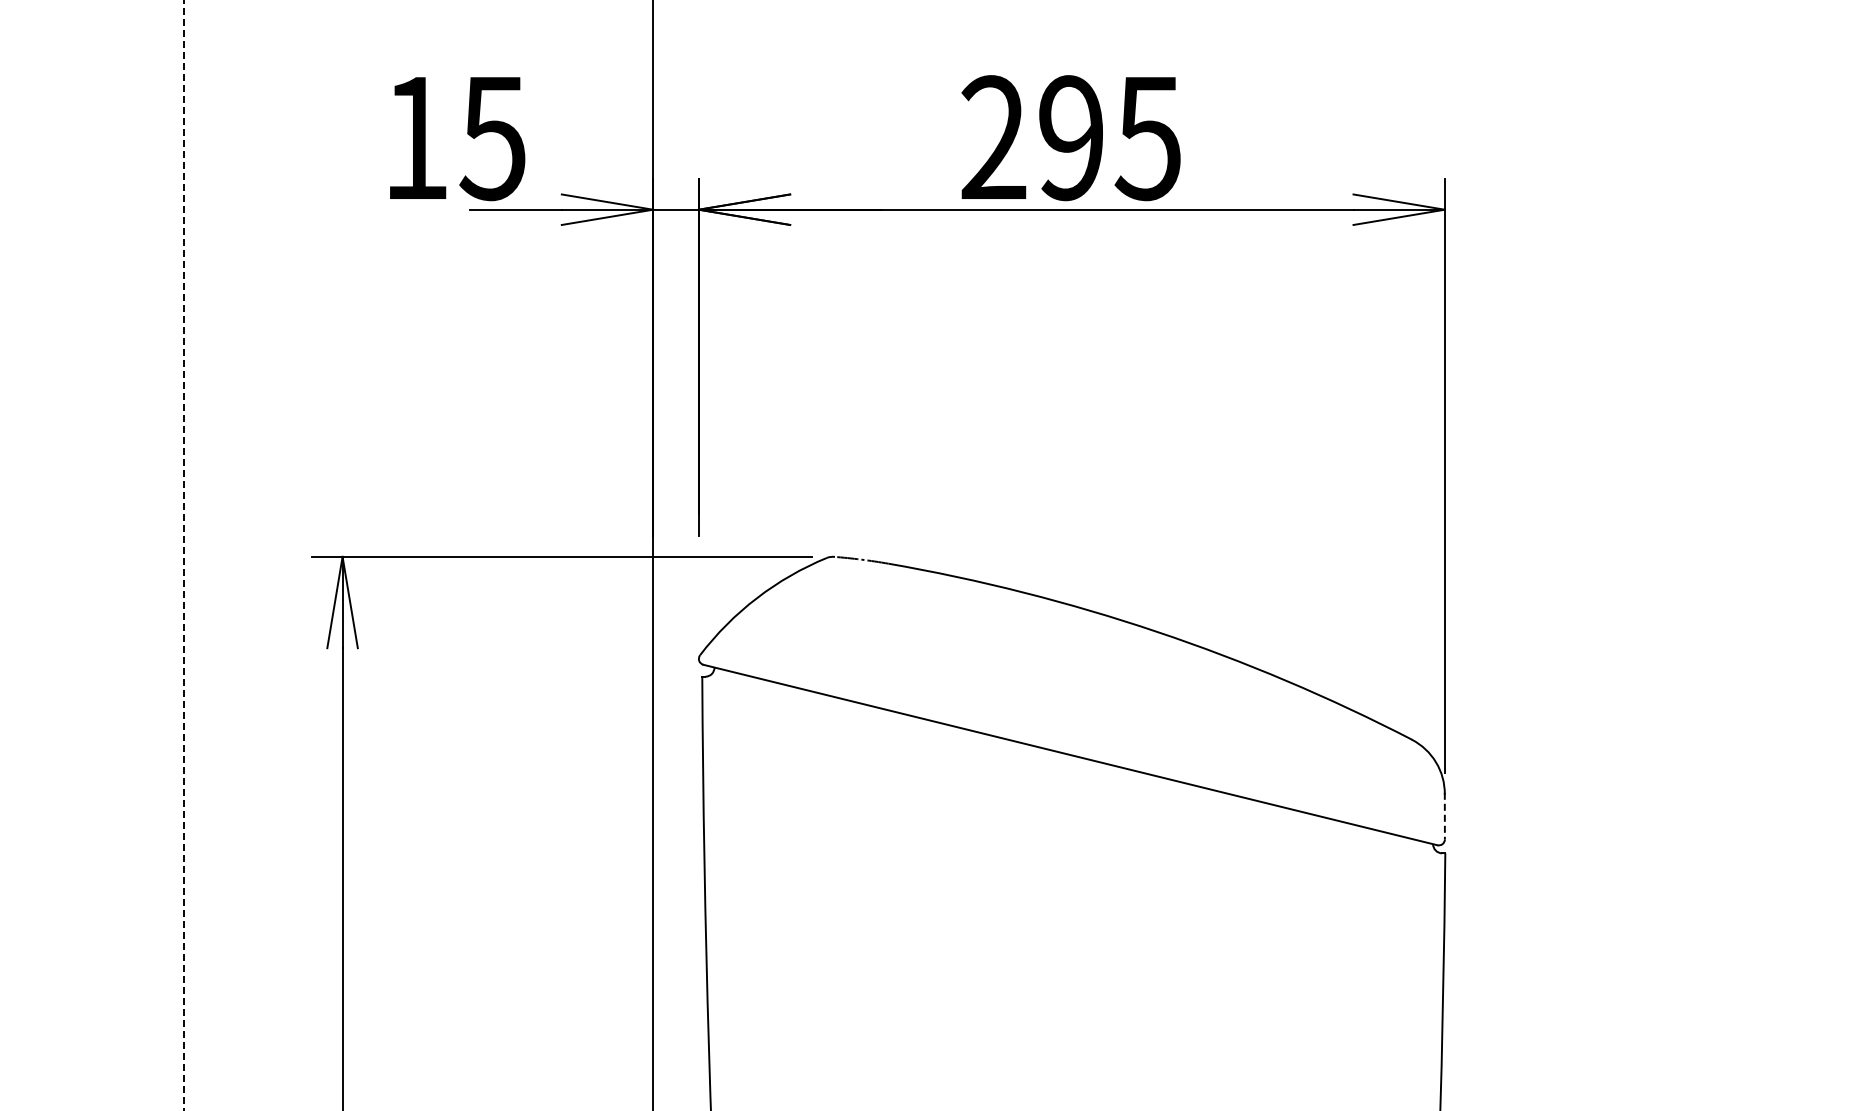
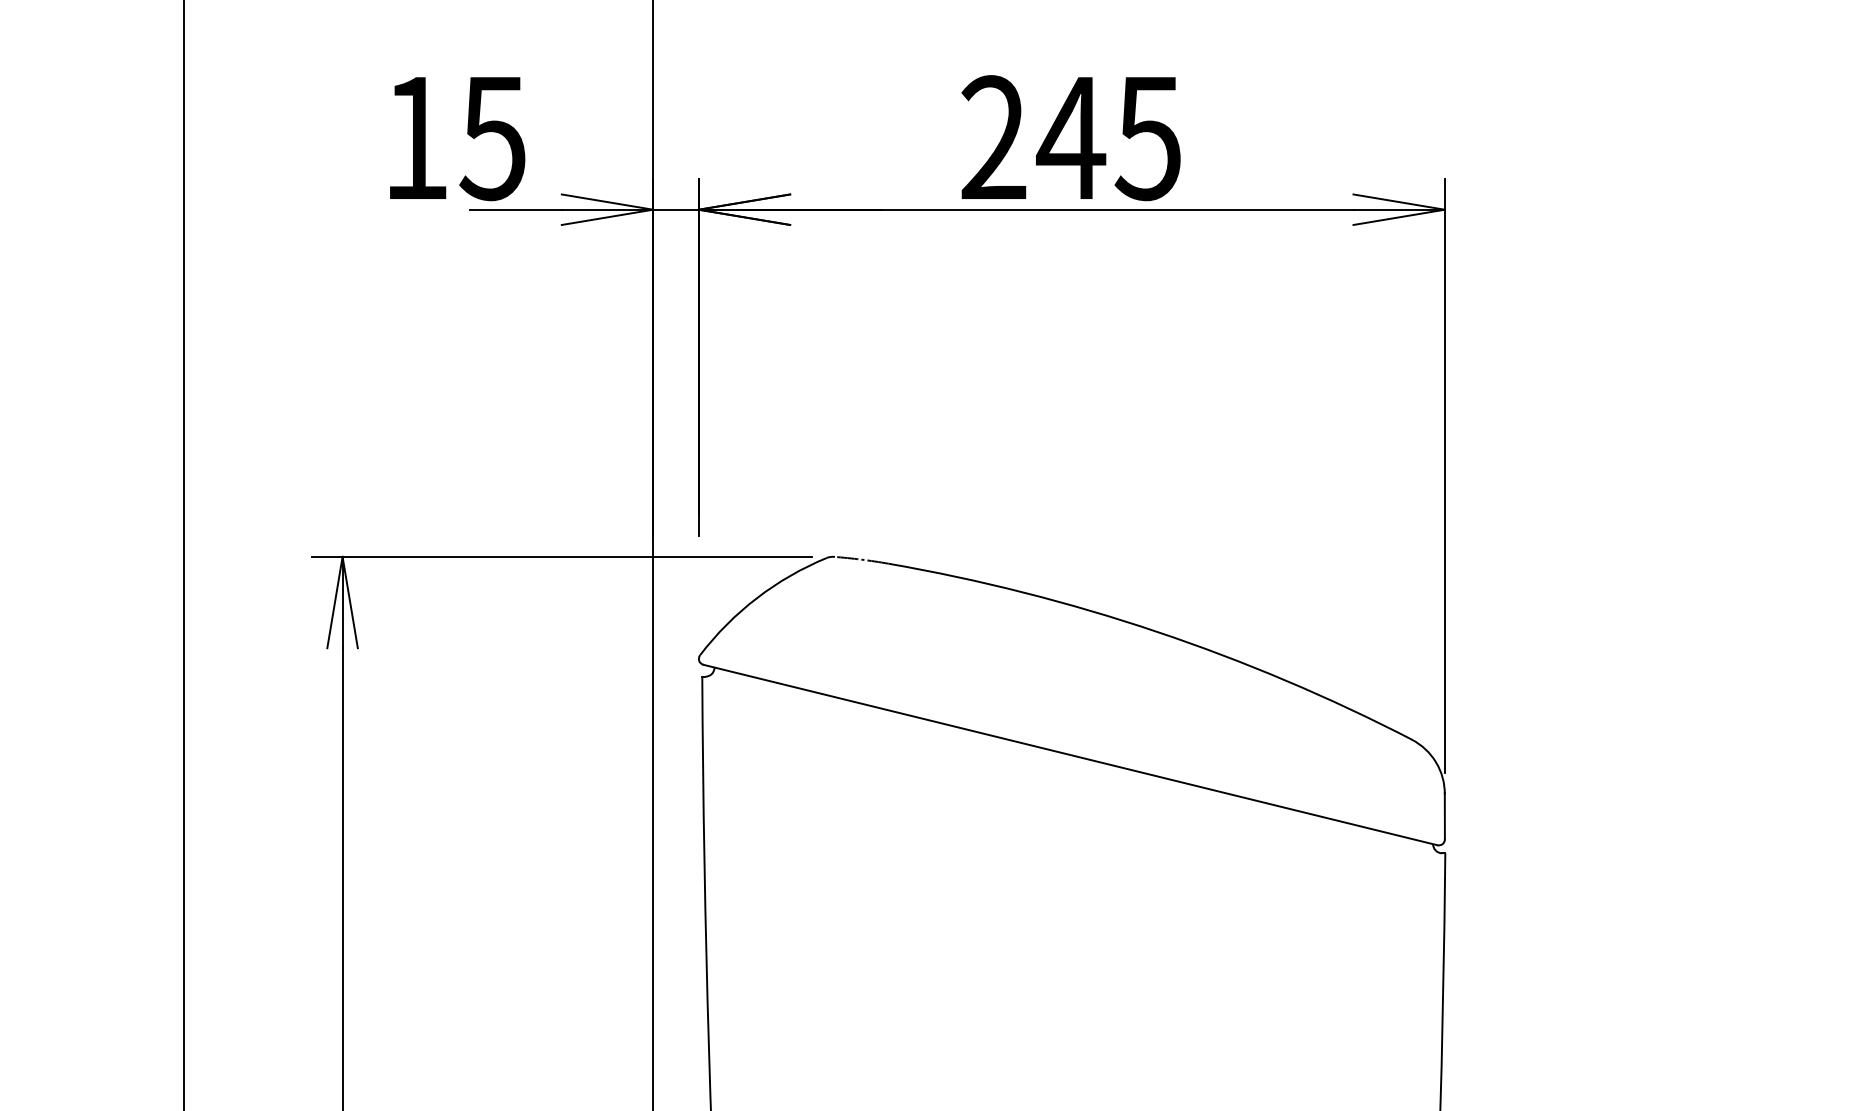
text: 295 -> 245 (1071, 138)
line: dashed -> solid (184, 555)
line: dashed -> solid (1444, 816)
